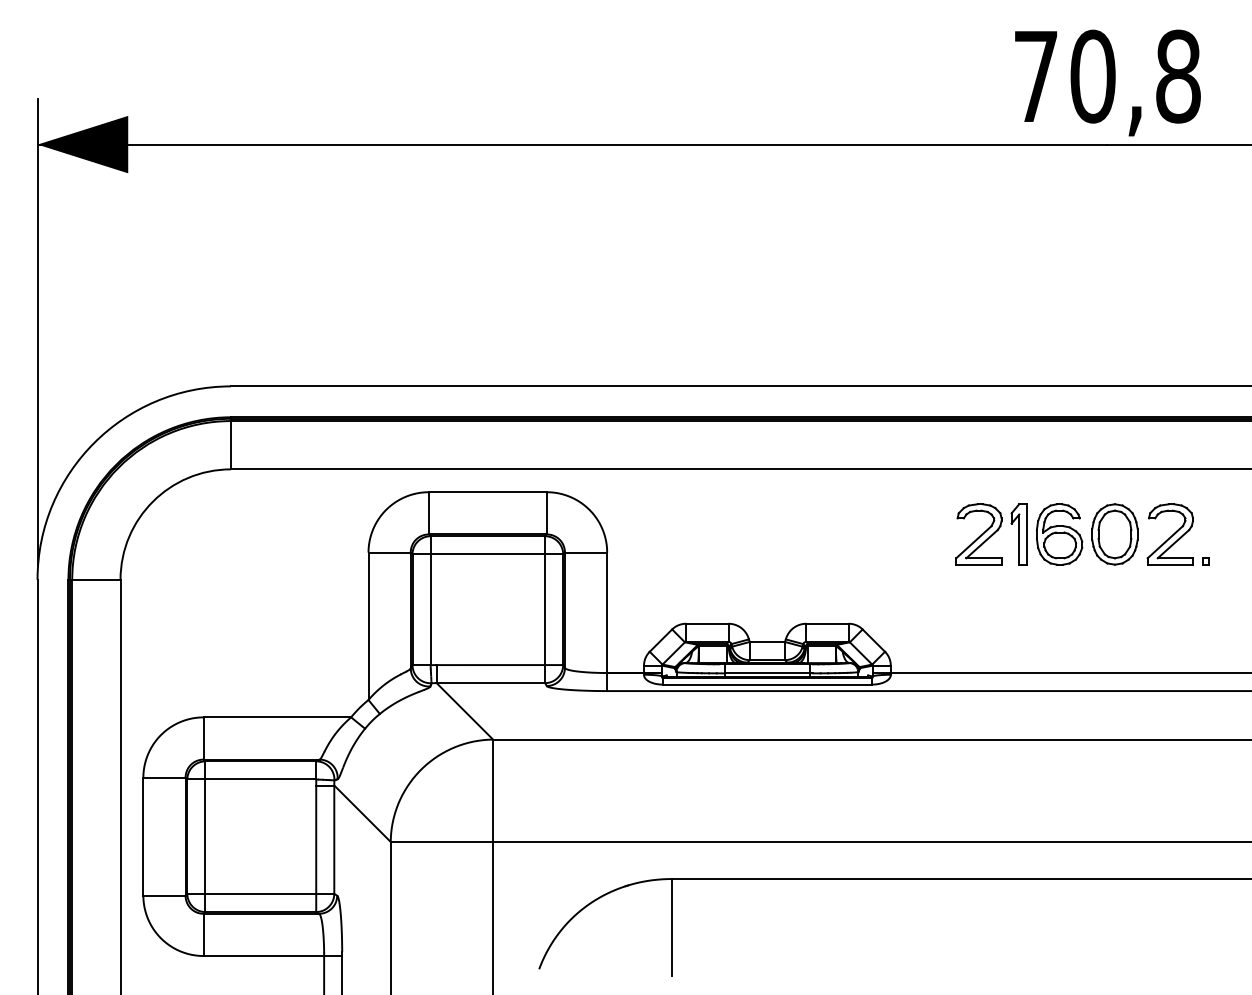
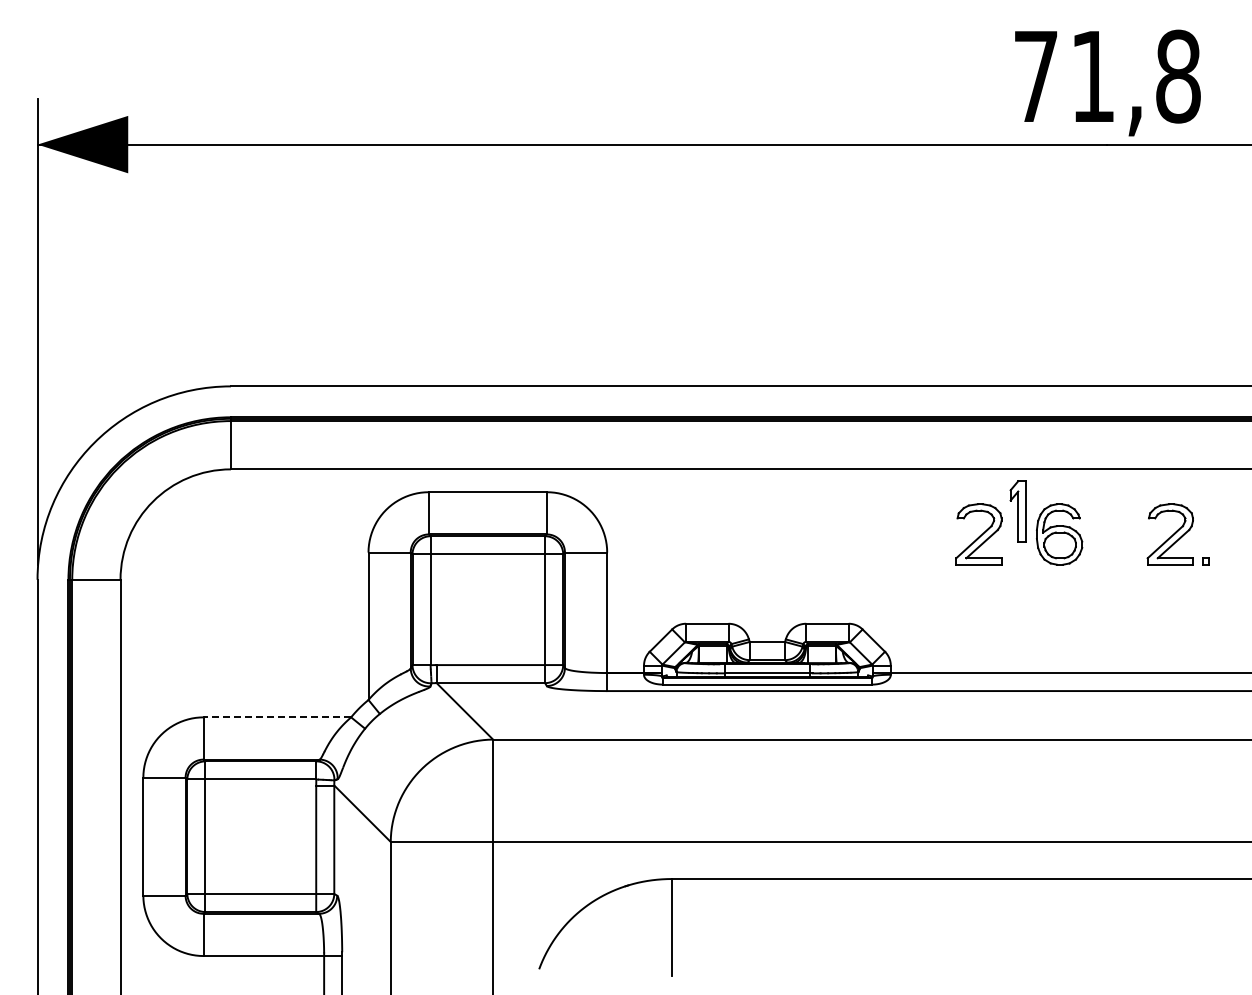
text: 70,8 -> 71,8 (1092, 76)
part position: (1018, 534) -> (1017, 511) (1017, 511)
part: present -> none (1114, 534)
line: solid -> dashed (277, 717)
